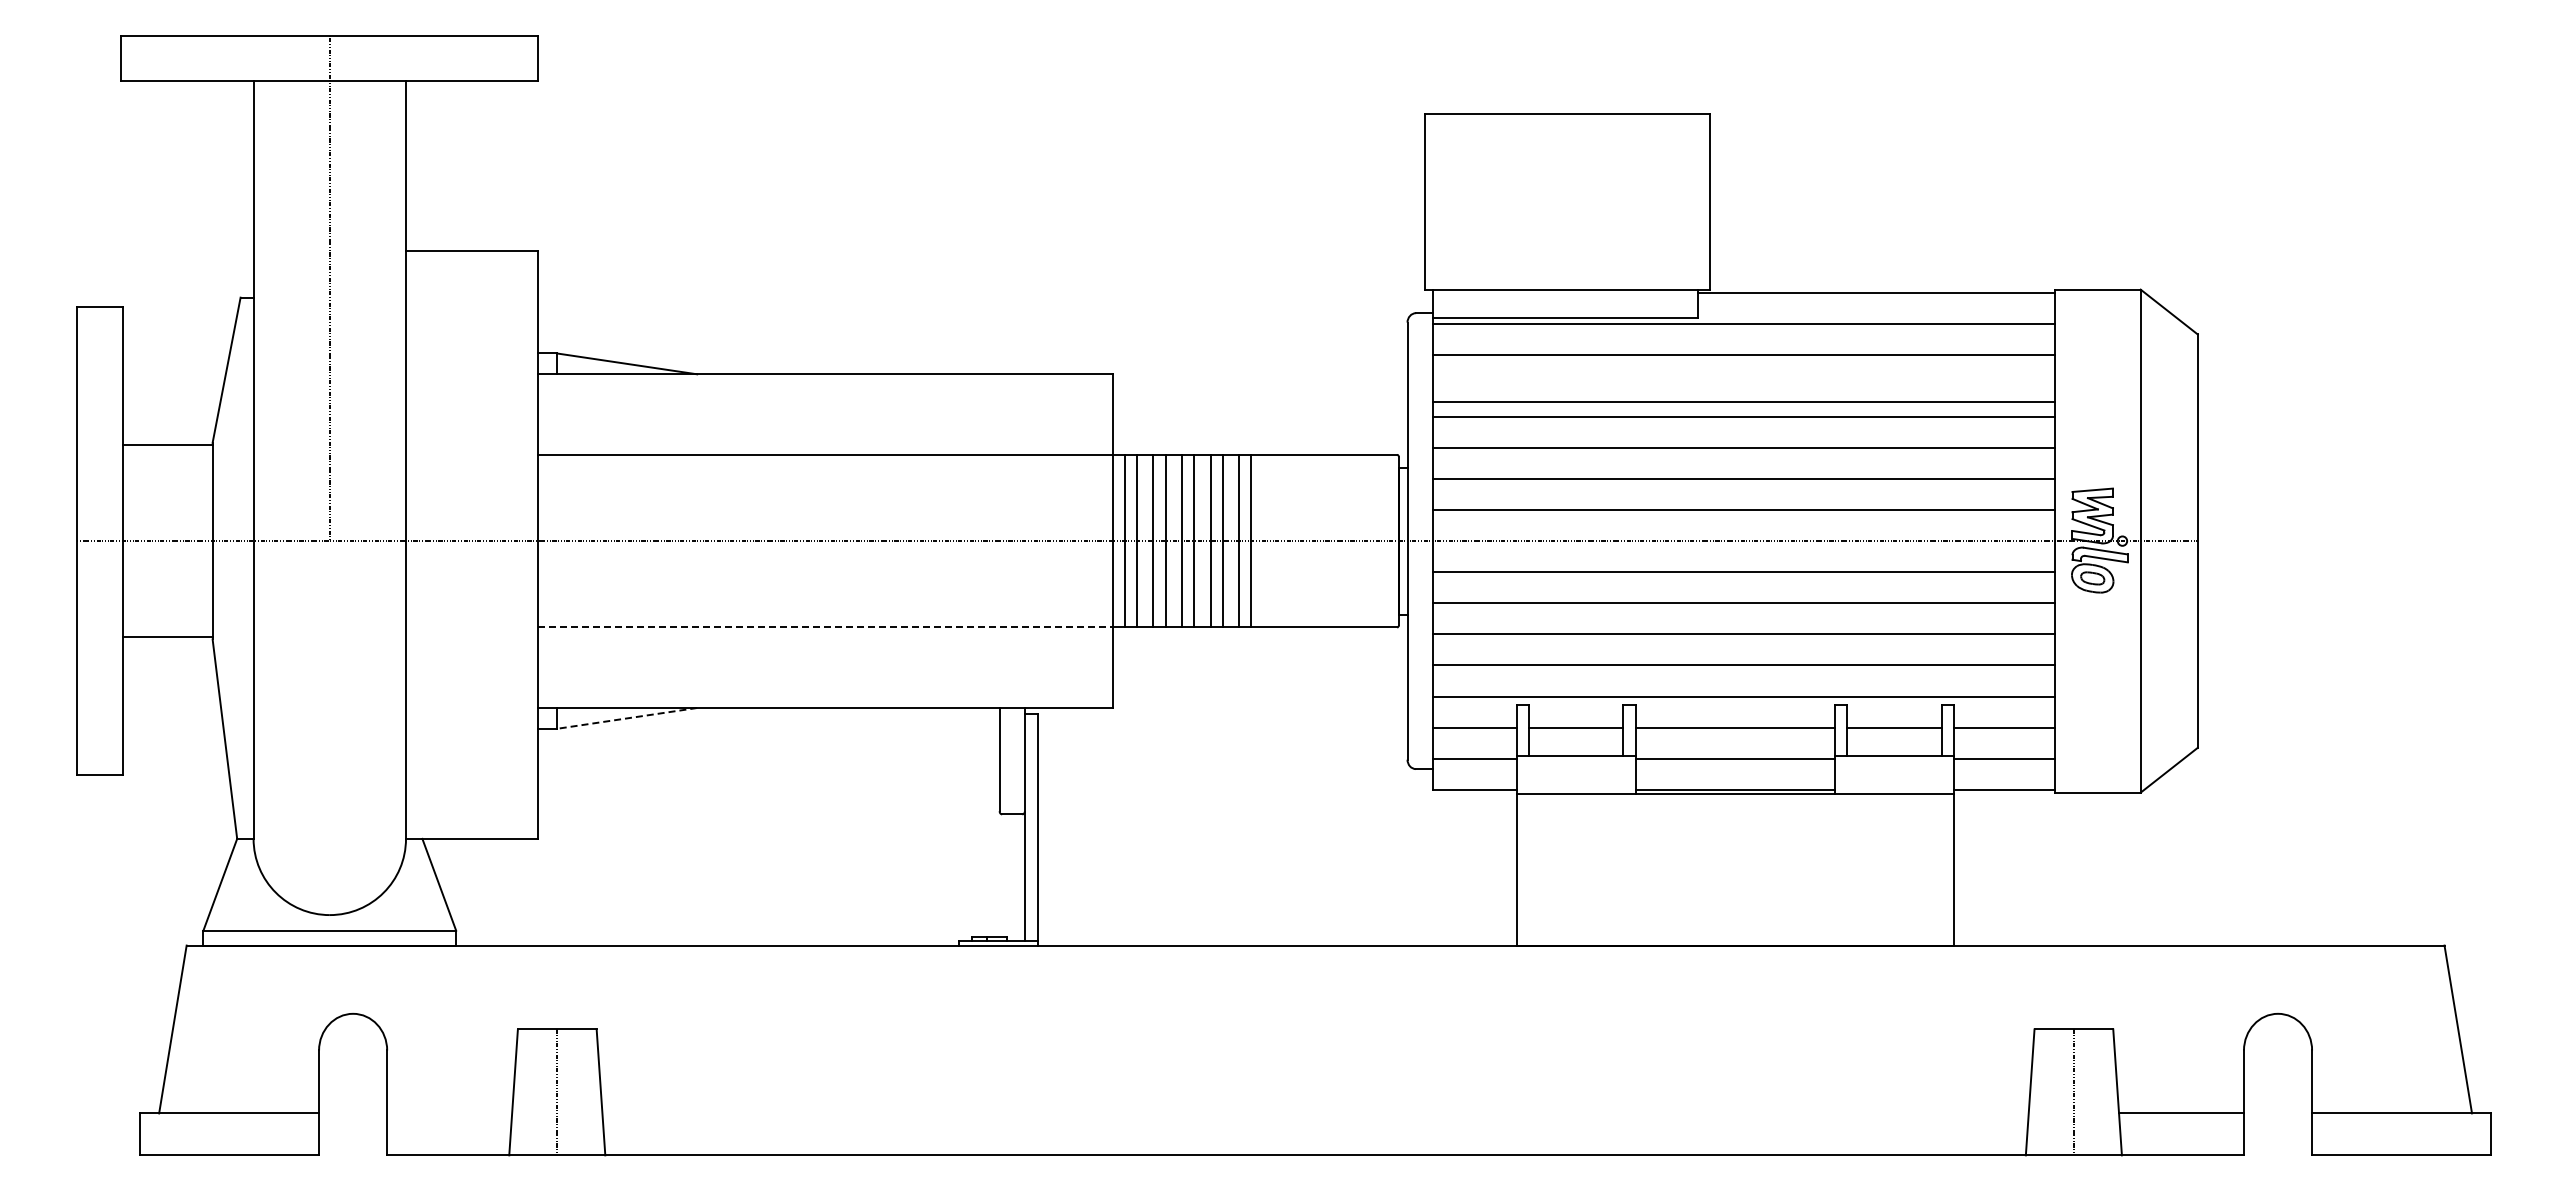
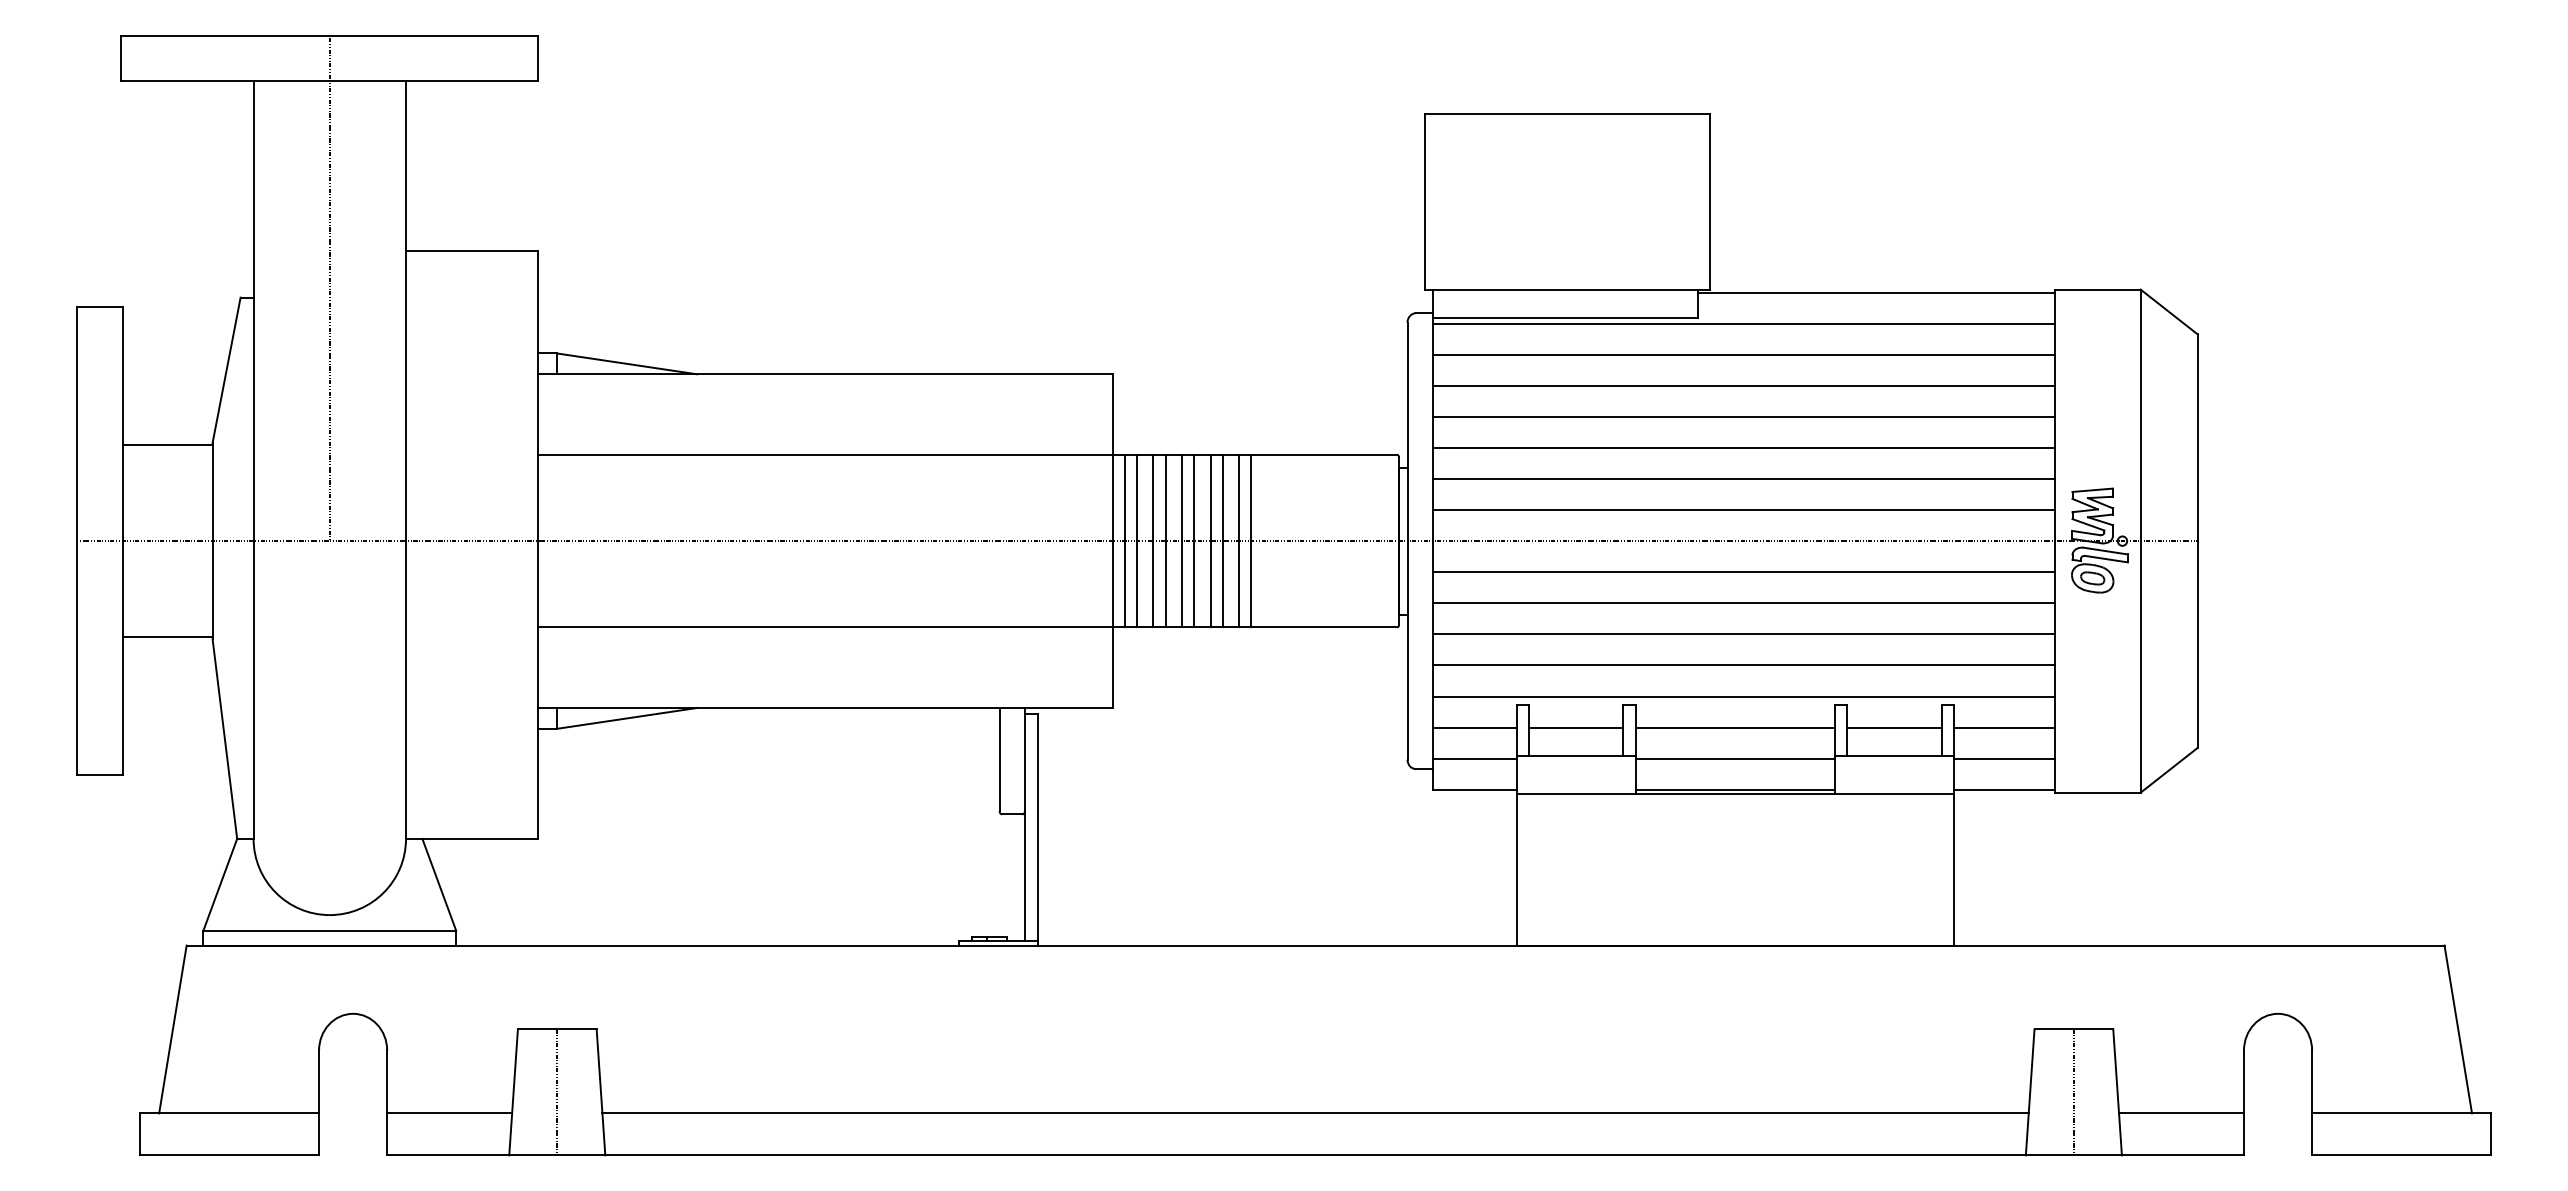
line position: (1744, 401) -> (1744, 385) (1744, 385)
line: dashed -> solid (825, 627)
line: dashed -> solid (627, 718)
line: none -> present (449, 1113)
line: none -> present (1315, 1113)
